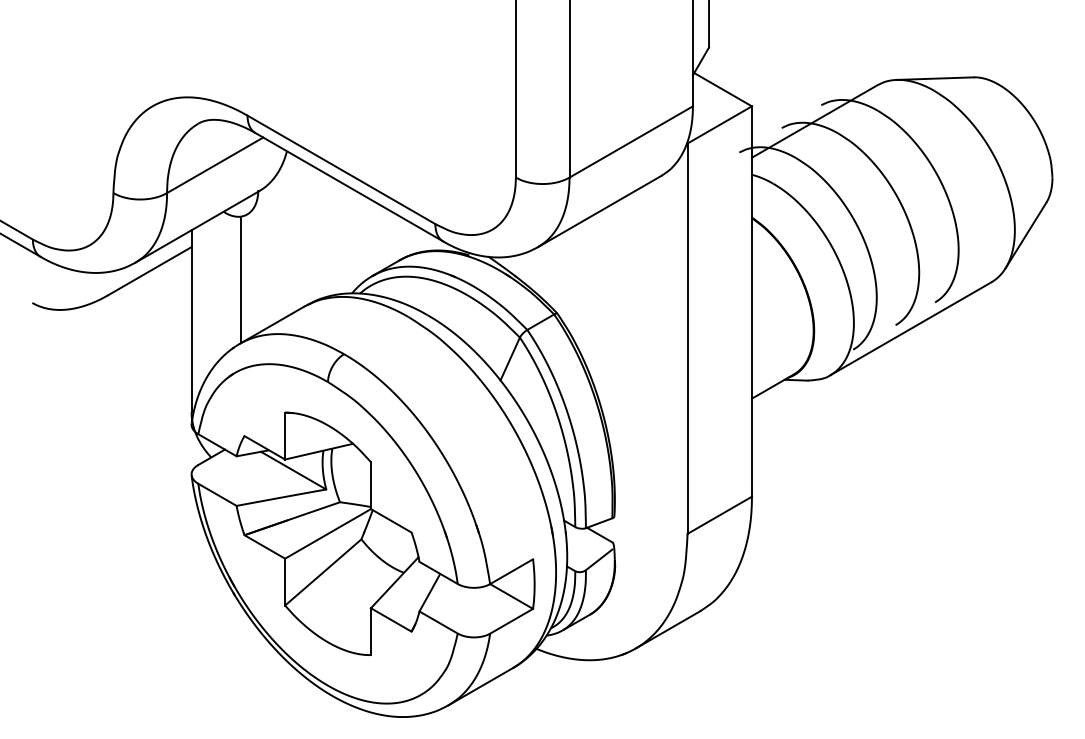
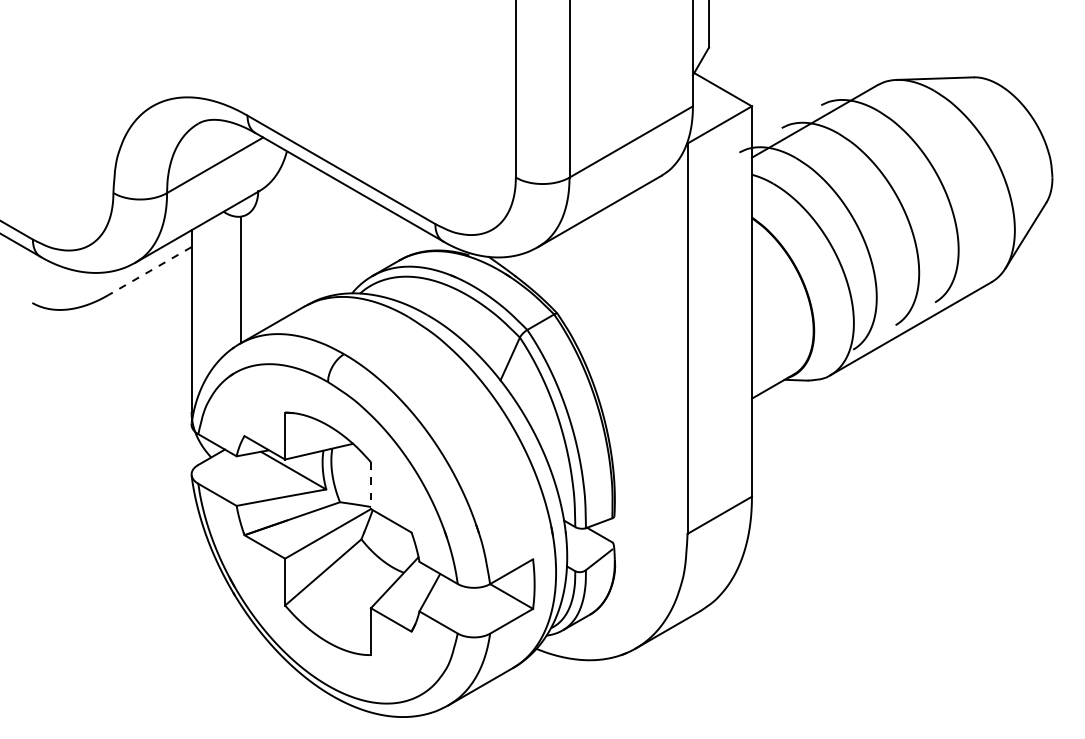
line: solid -> dashed (149, 271)
line: solid -> dashed (370, 486)
